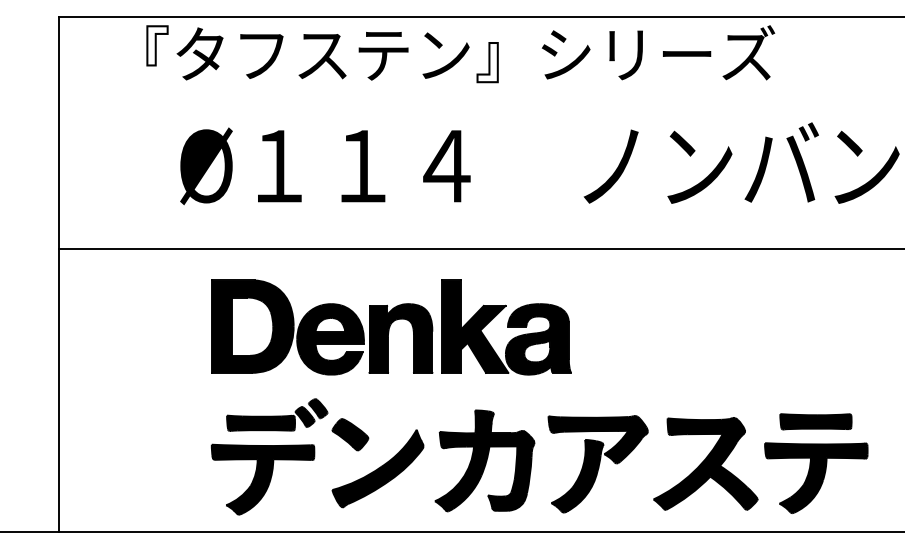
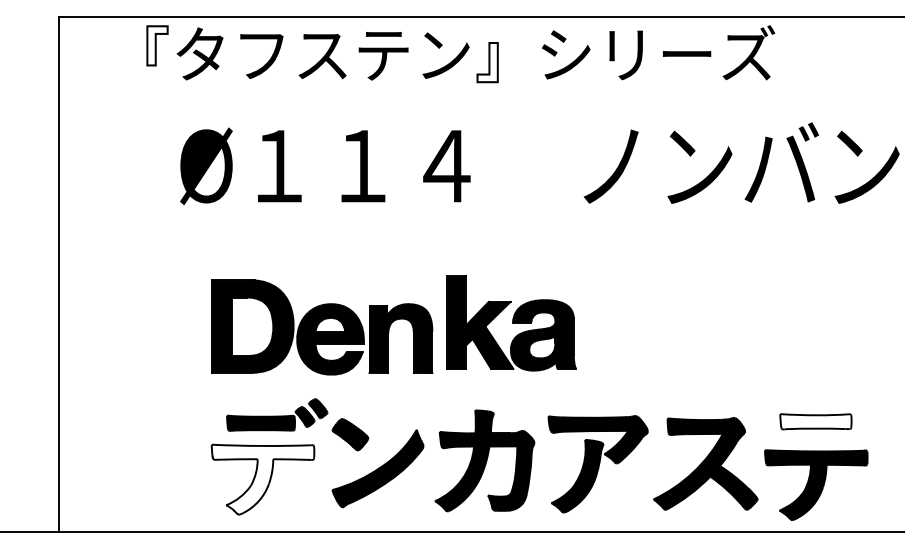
line: present -> none (479, 248)
part position: (506, 327) -> (511, 323) (511, 323)
fill: present -> none (815, 421)
part position: (816, 477) -> (816, 484) (816, 484)
fill: present -> none (262, 479)
